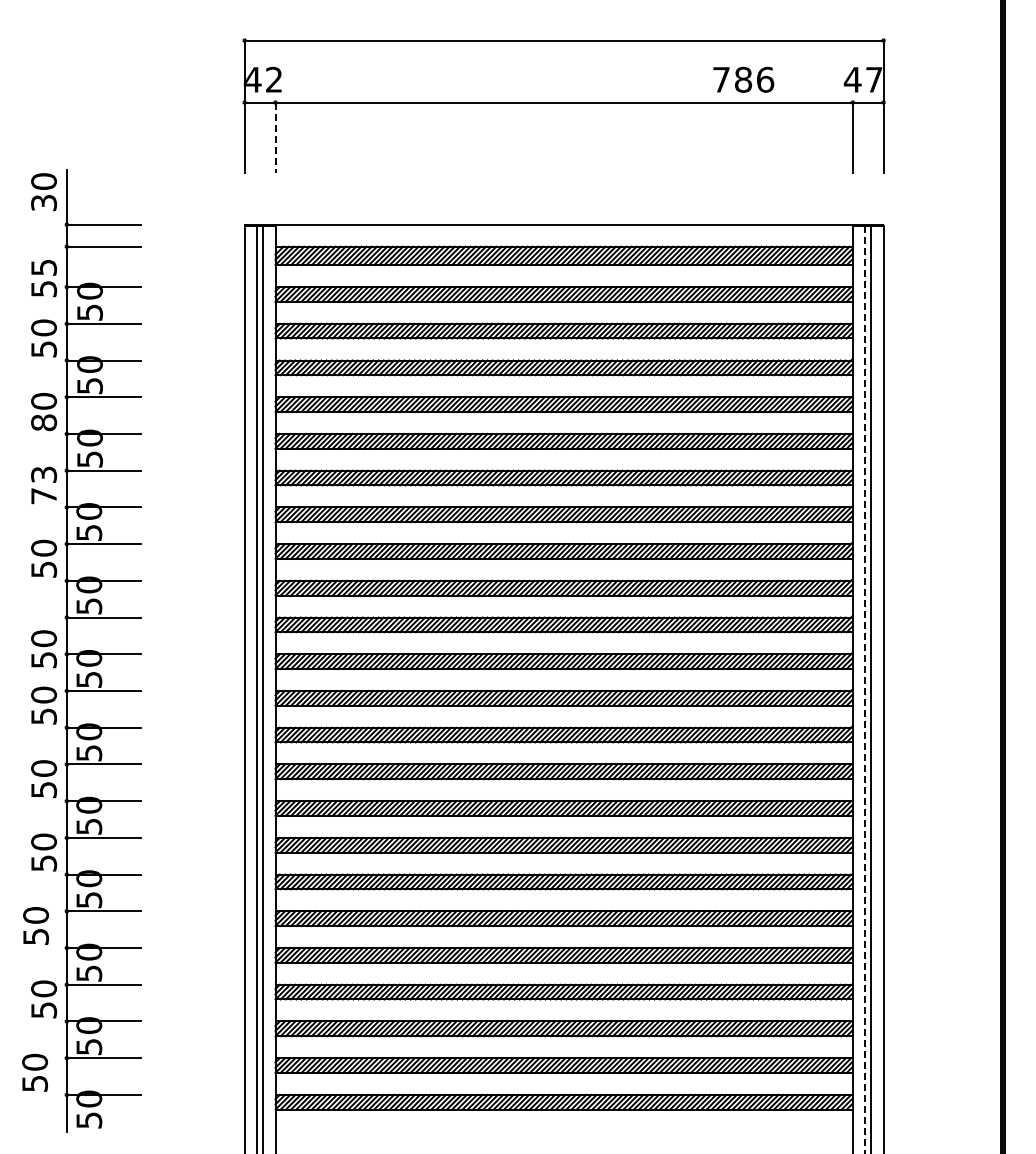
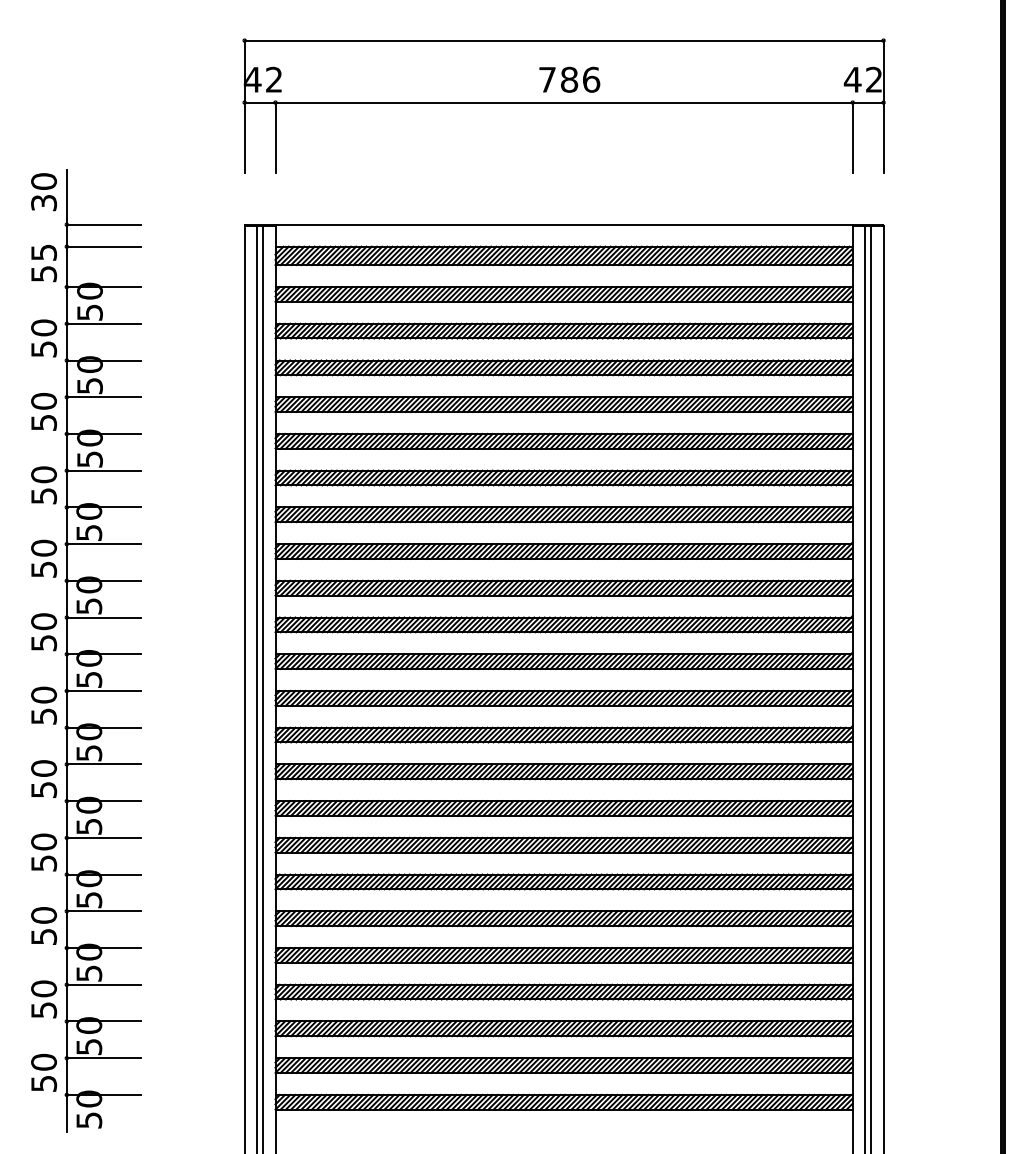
text position: (743, 79) -> (569, 79) (569, 79)
text: 47 -> 42 (874, 79)
line: dashed -> solid (275, 138)
text position: (44, 278) -> (44, 263) (44, 263)
text: 80 -> 50 (44, 422)
text: 73 -> 50 (44, 485)
text position: (43, 649) -> (43, 632) (43, 632)
line: dashed -> solid (865, 690)
text position: (36, 925) -> (44, 925) (44, 925)
text position: (35, 1072) -> (44, 1072) (44, 1072)
